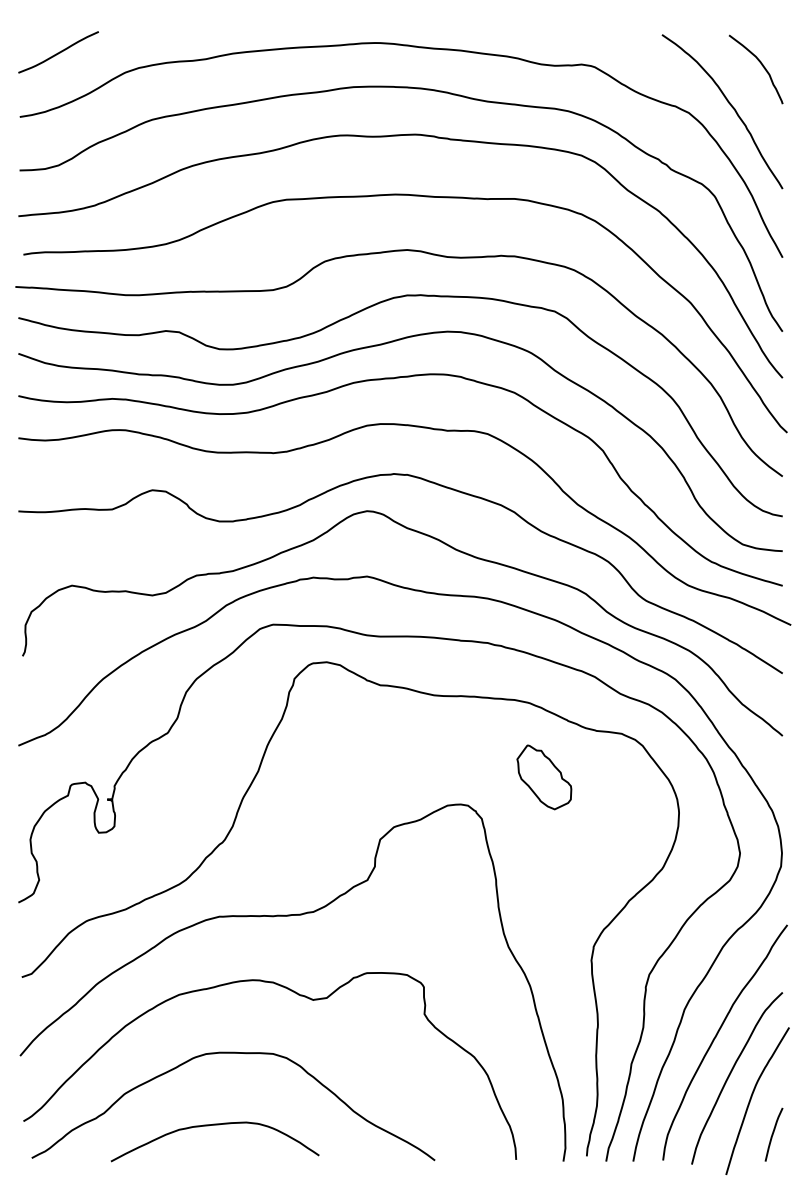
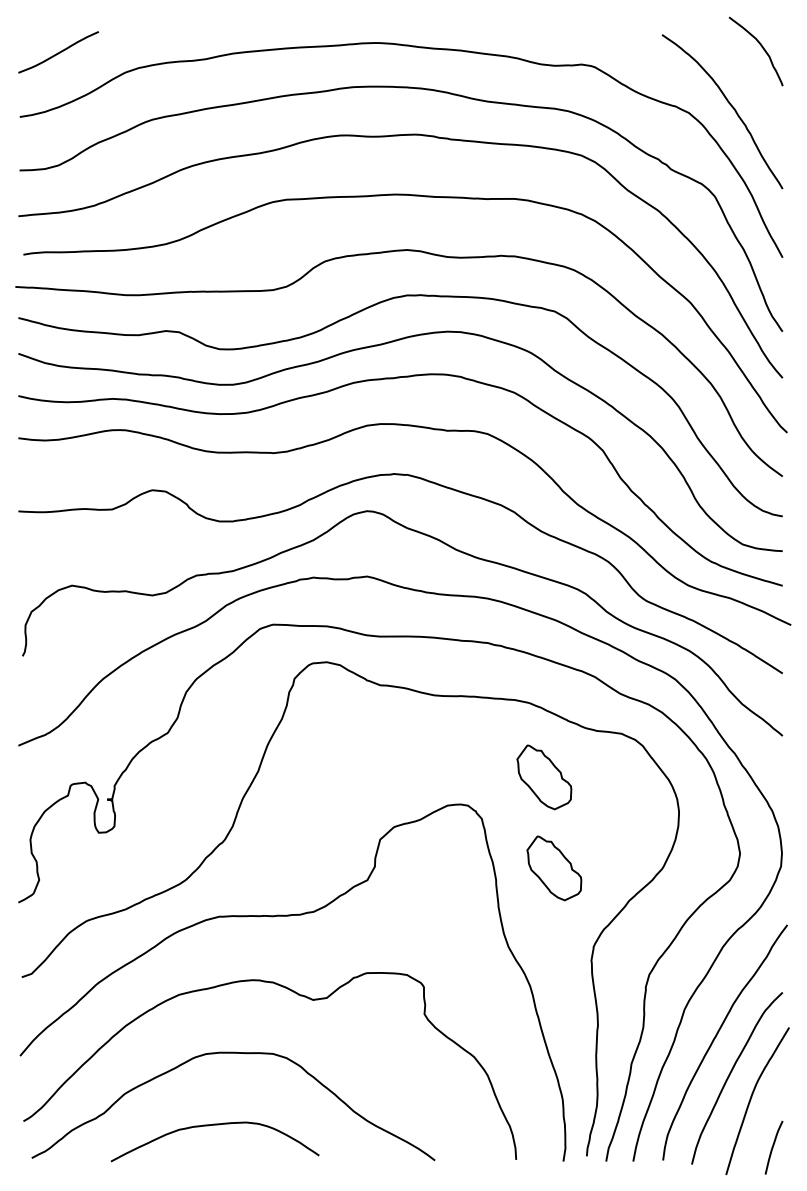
curve position: (761, 65) -> (761, 47) (761, 47)
part: none -> present (554, 868)
curve position: (773, 1134) -> (773, 1147) (773, 1147)
